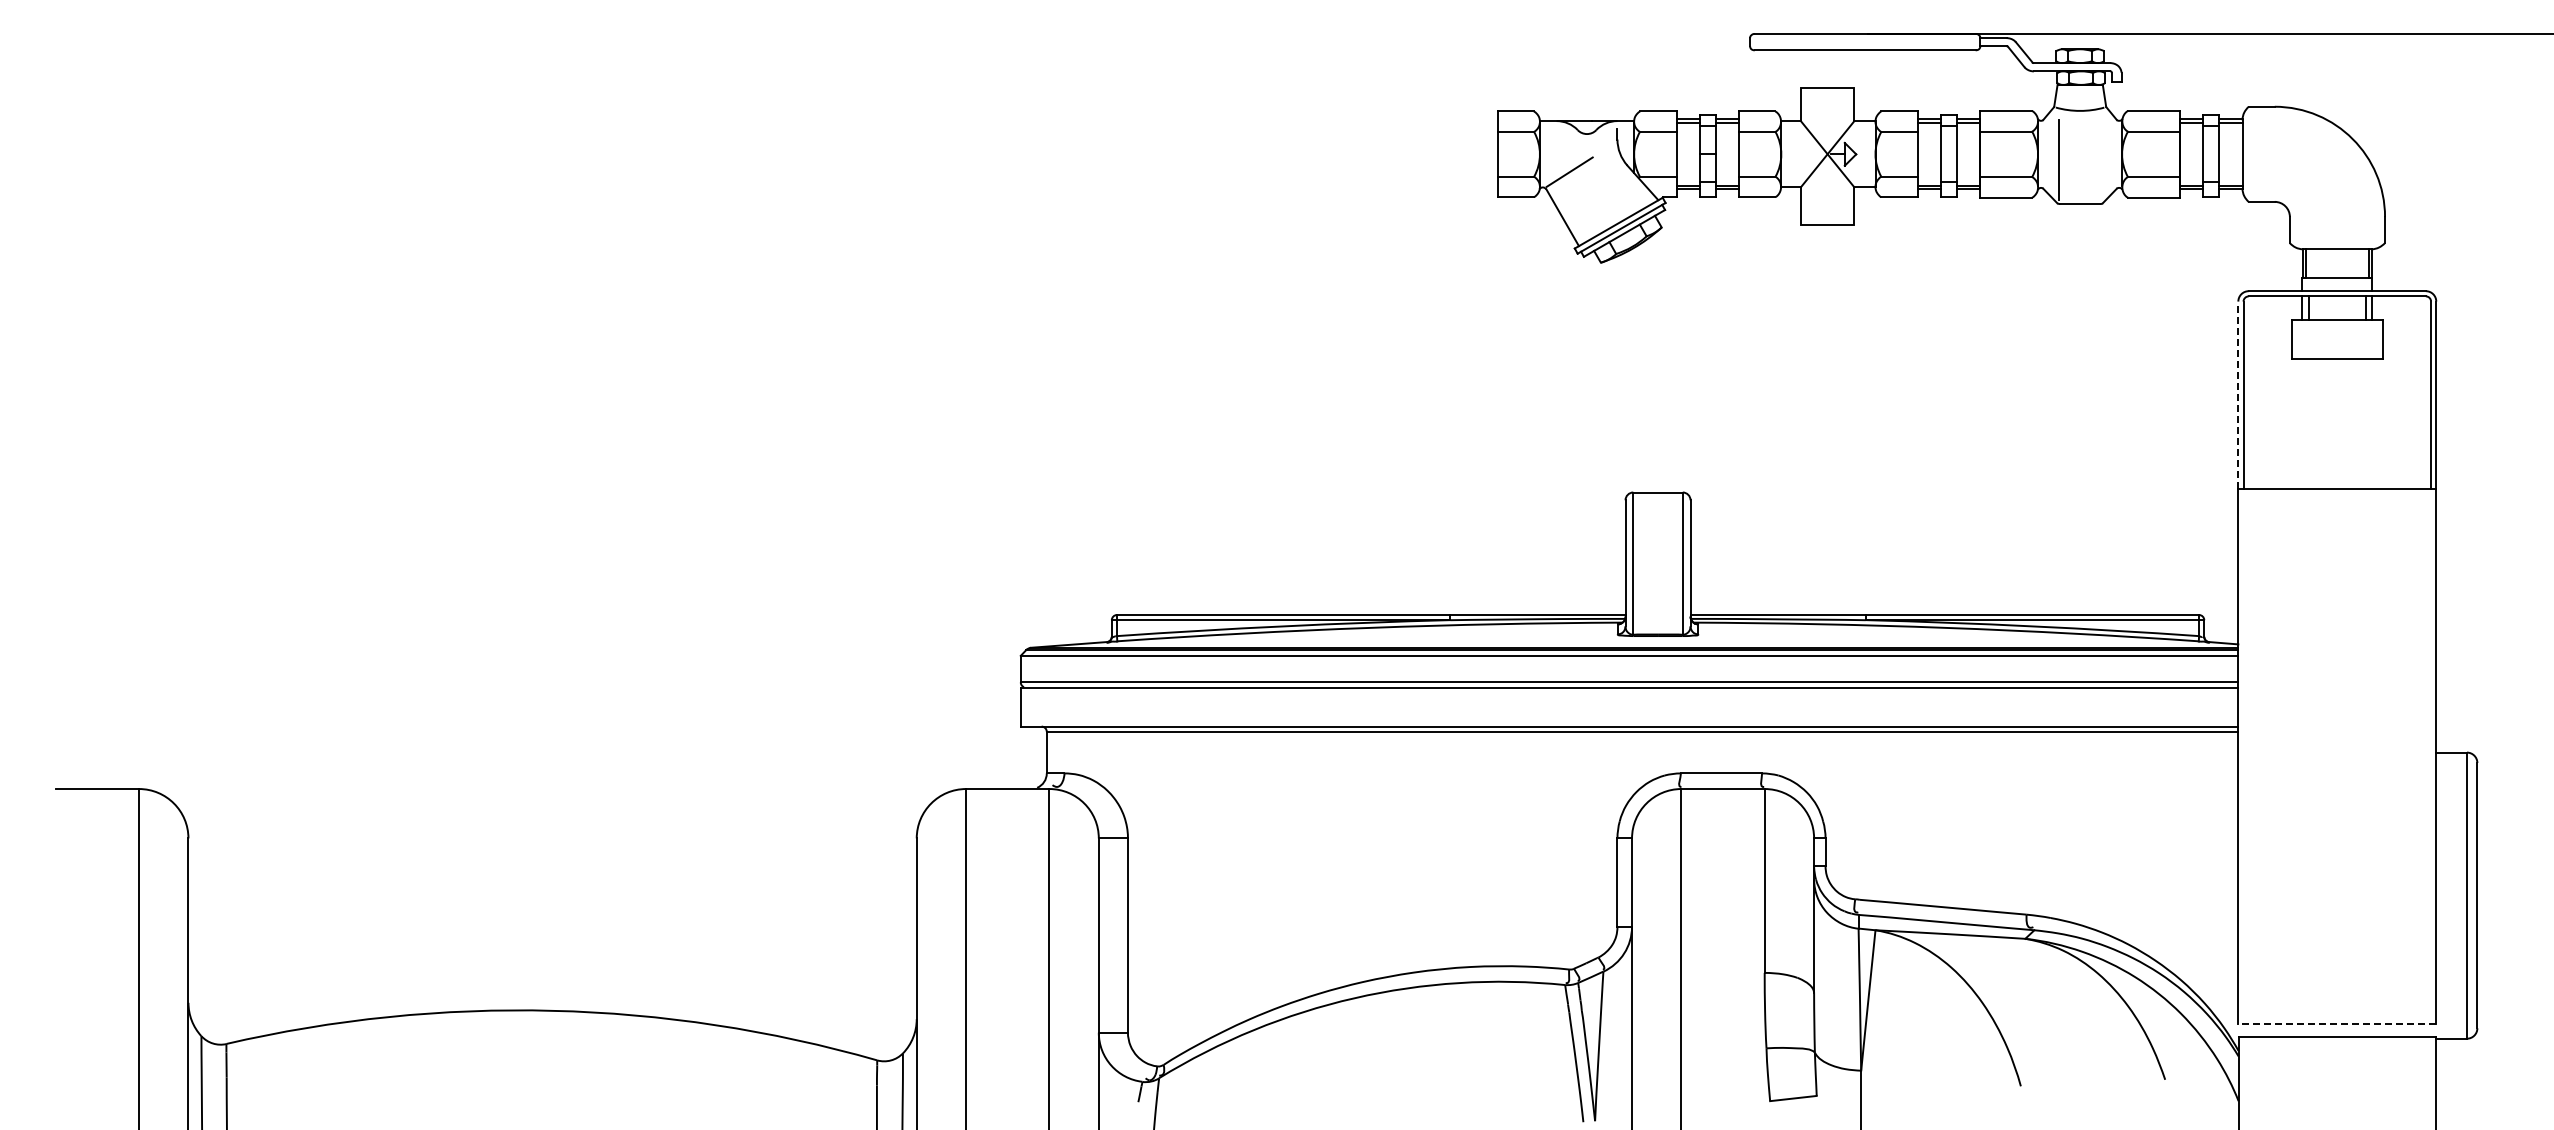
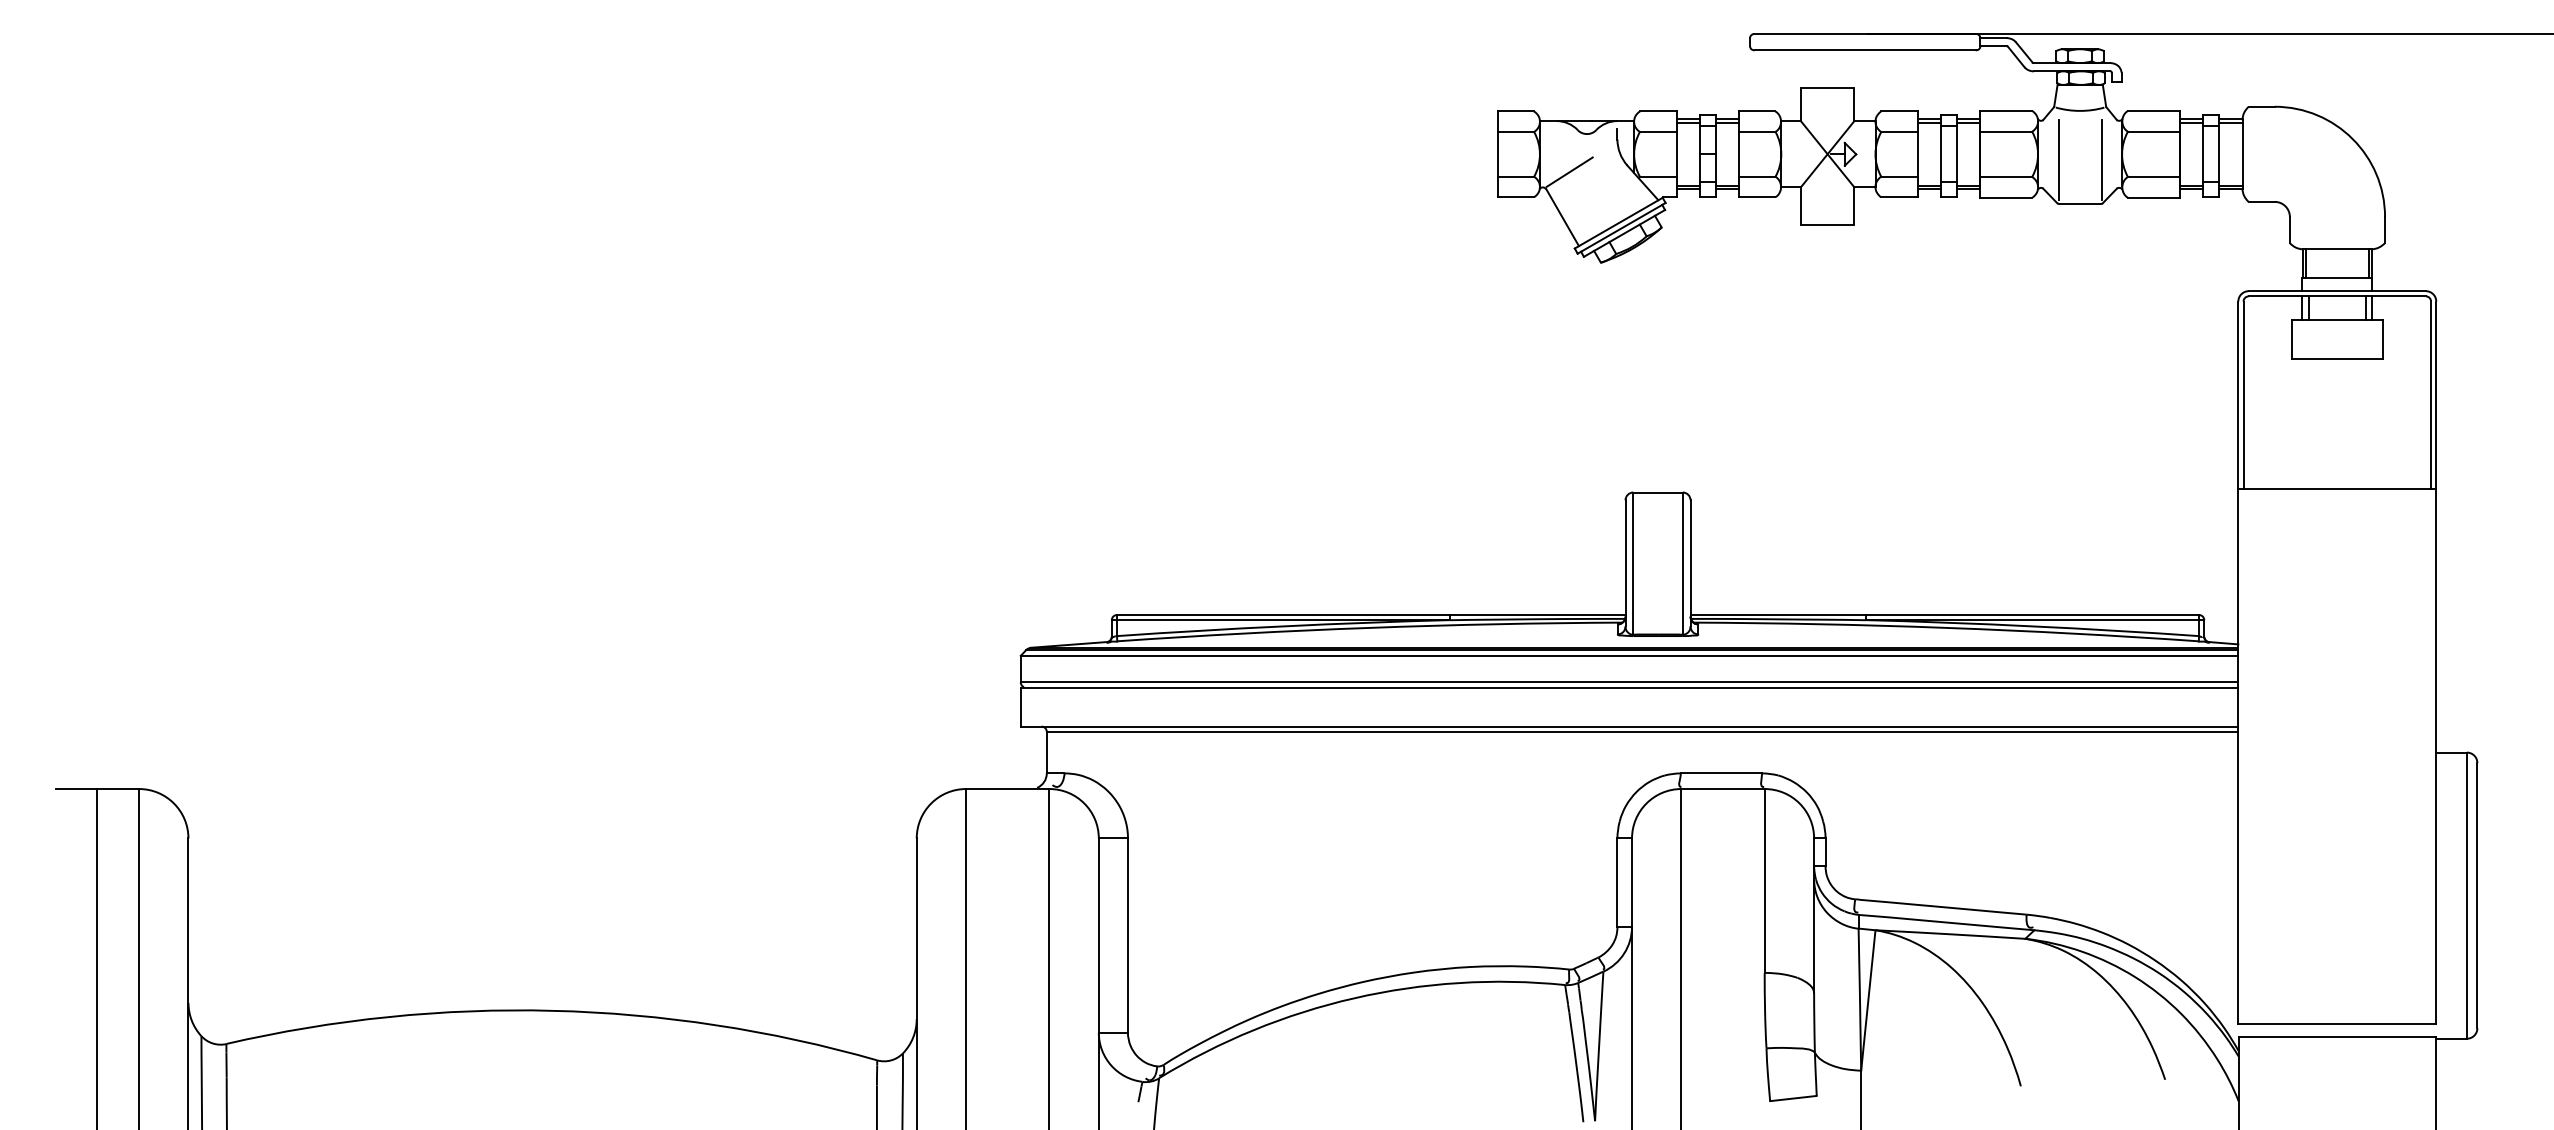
line: none -> present (2101, 159)
line: dashed -> solid (2238, 395)
line: none -> present (97, 957)
line: dashed -> solid (2337, 1024)
